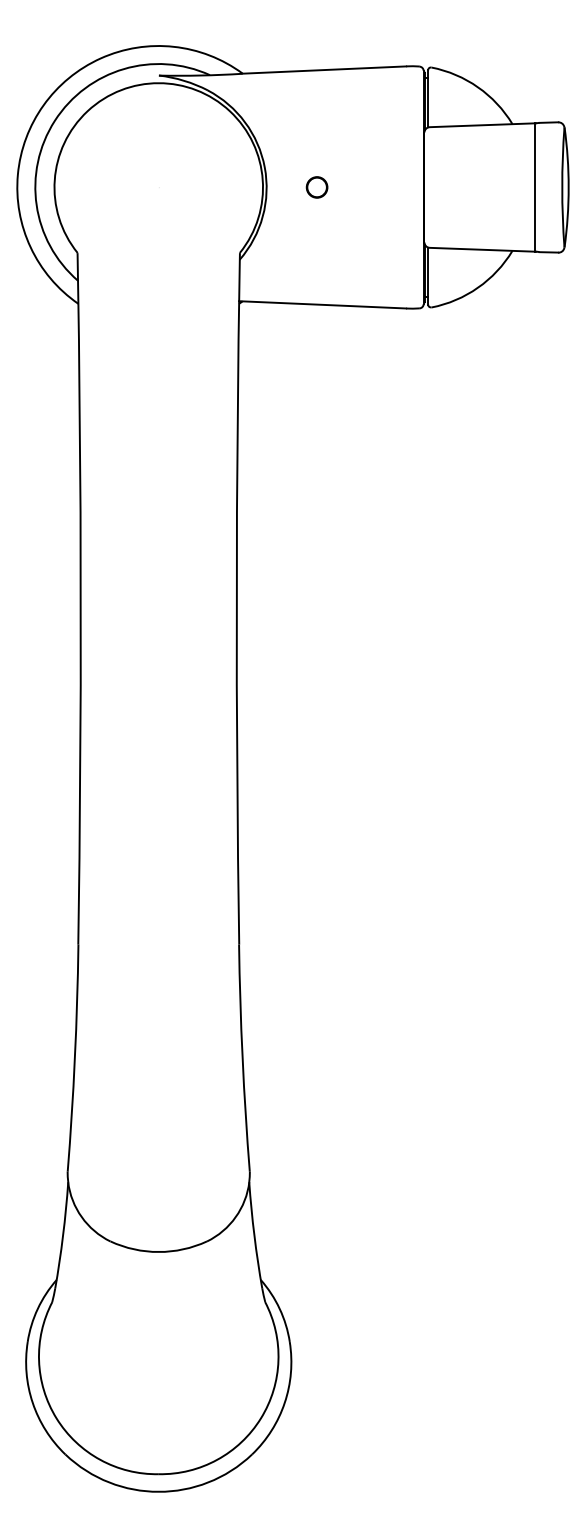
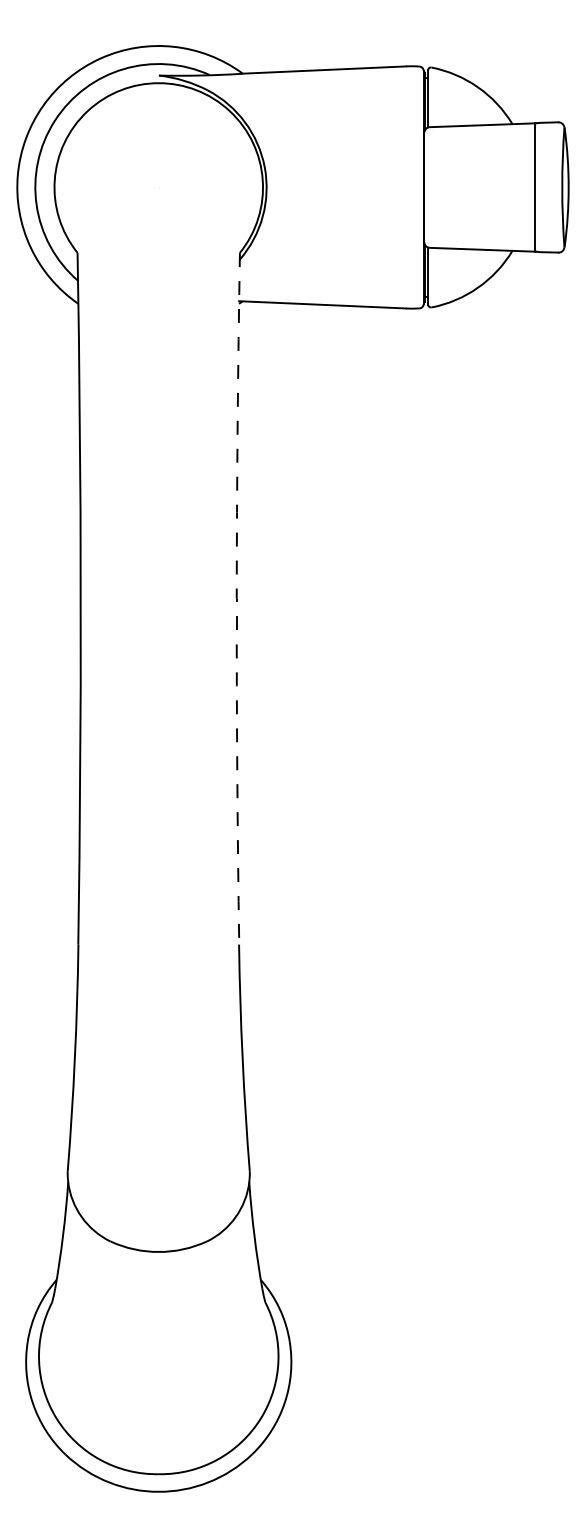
part: present -> none (316, 187)
arc: solid -> dashed (236, 598)
